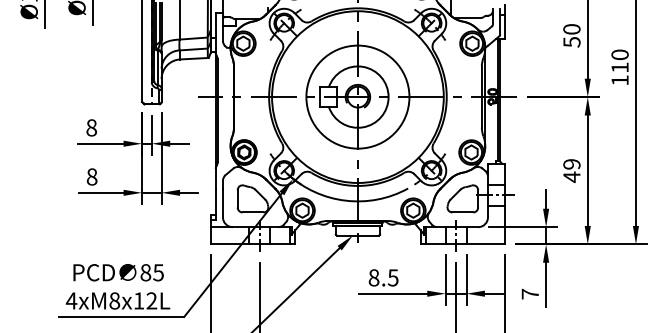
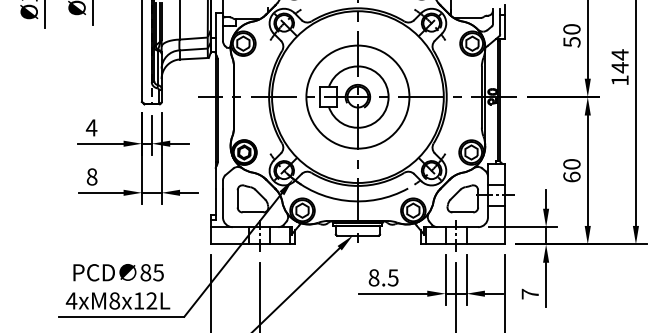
text: 110 -> 144 (619, 61)
text: 8 -> 4 (91, 127)
text: 49 -> 60 (571, 170)
